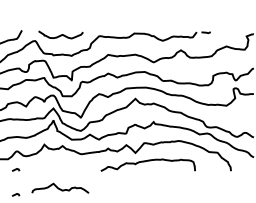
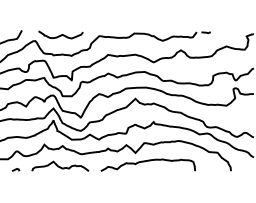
curve position: (60, 188) -> (60, 166) (60, 166)
line: present -> none (16, 194)
